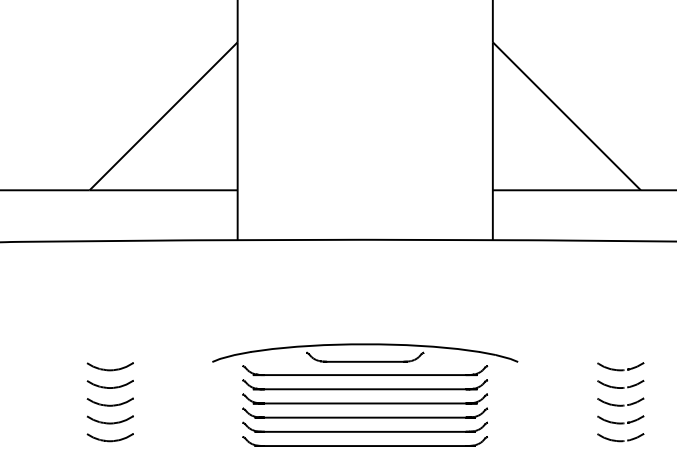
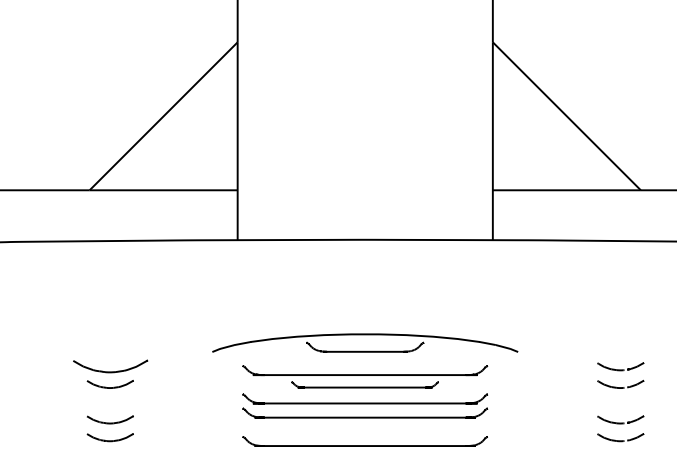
part position: (365, 345) -> (365, 335) (365, 335)
part size: 48x10 px -> 76x15 px (110, 366)
part size: 246x12 px -> 148x8 px (364, 384)
part: present -> none (109, 401)
part: present -> none (620, 401)
part: present -> none (364, 426)
